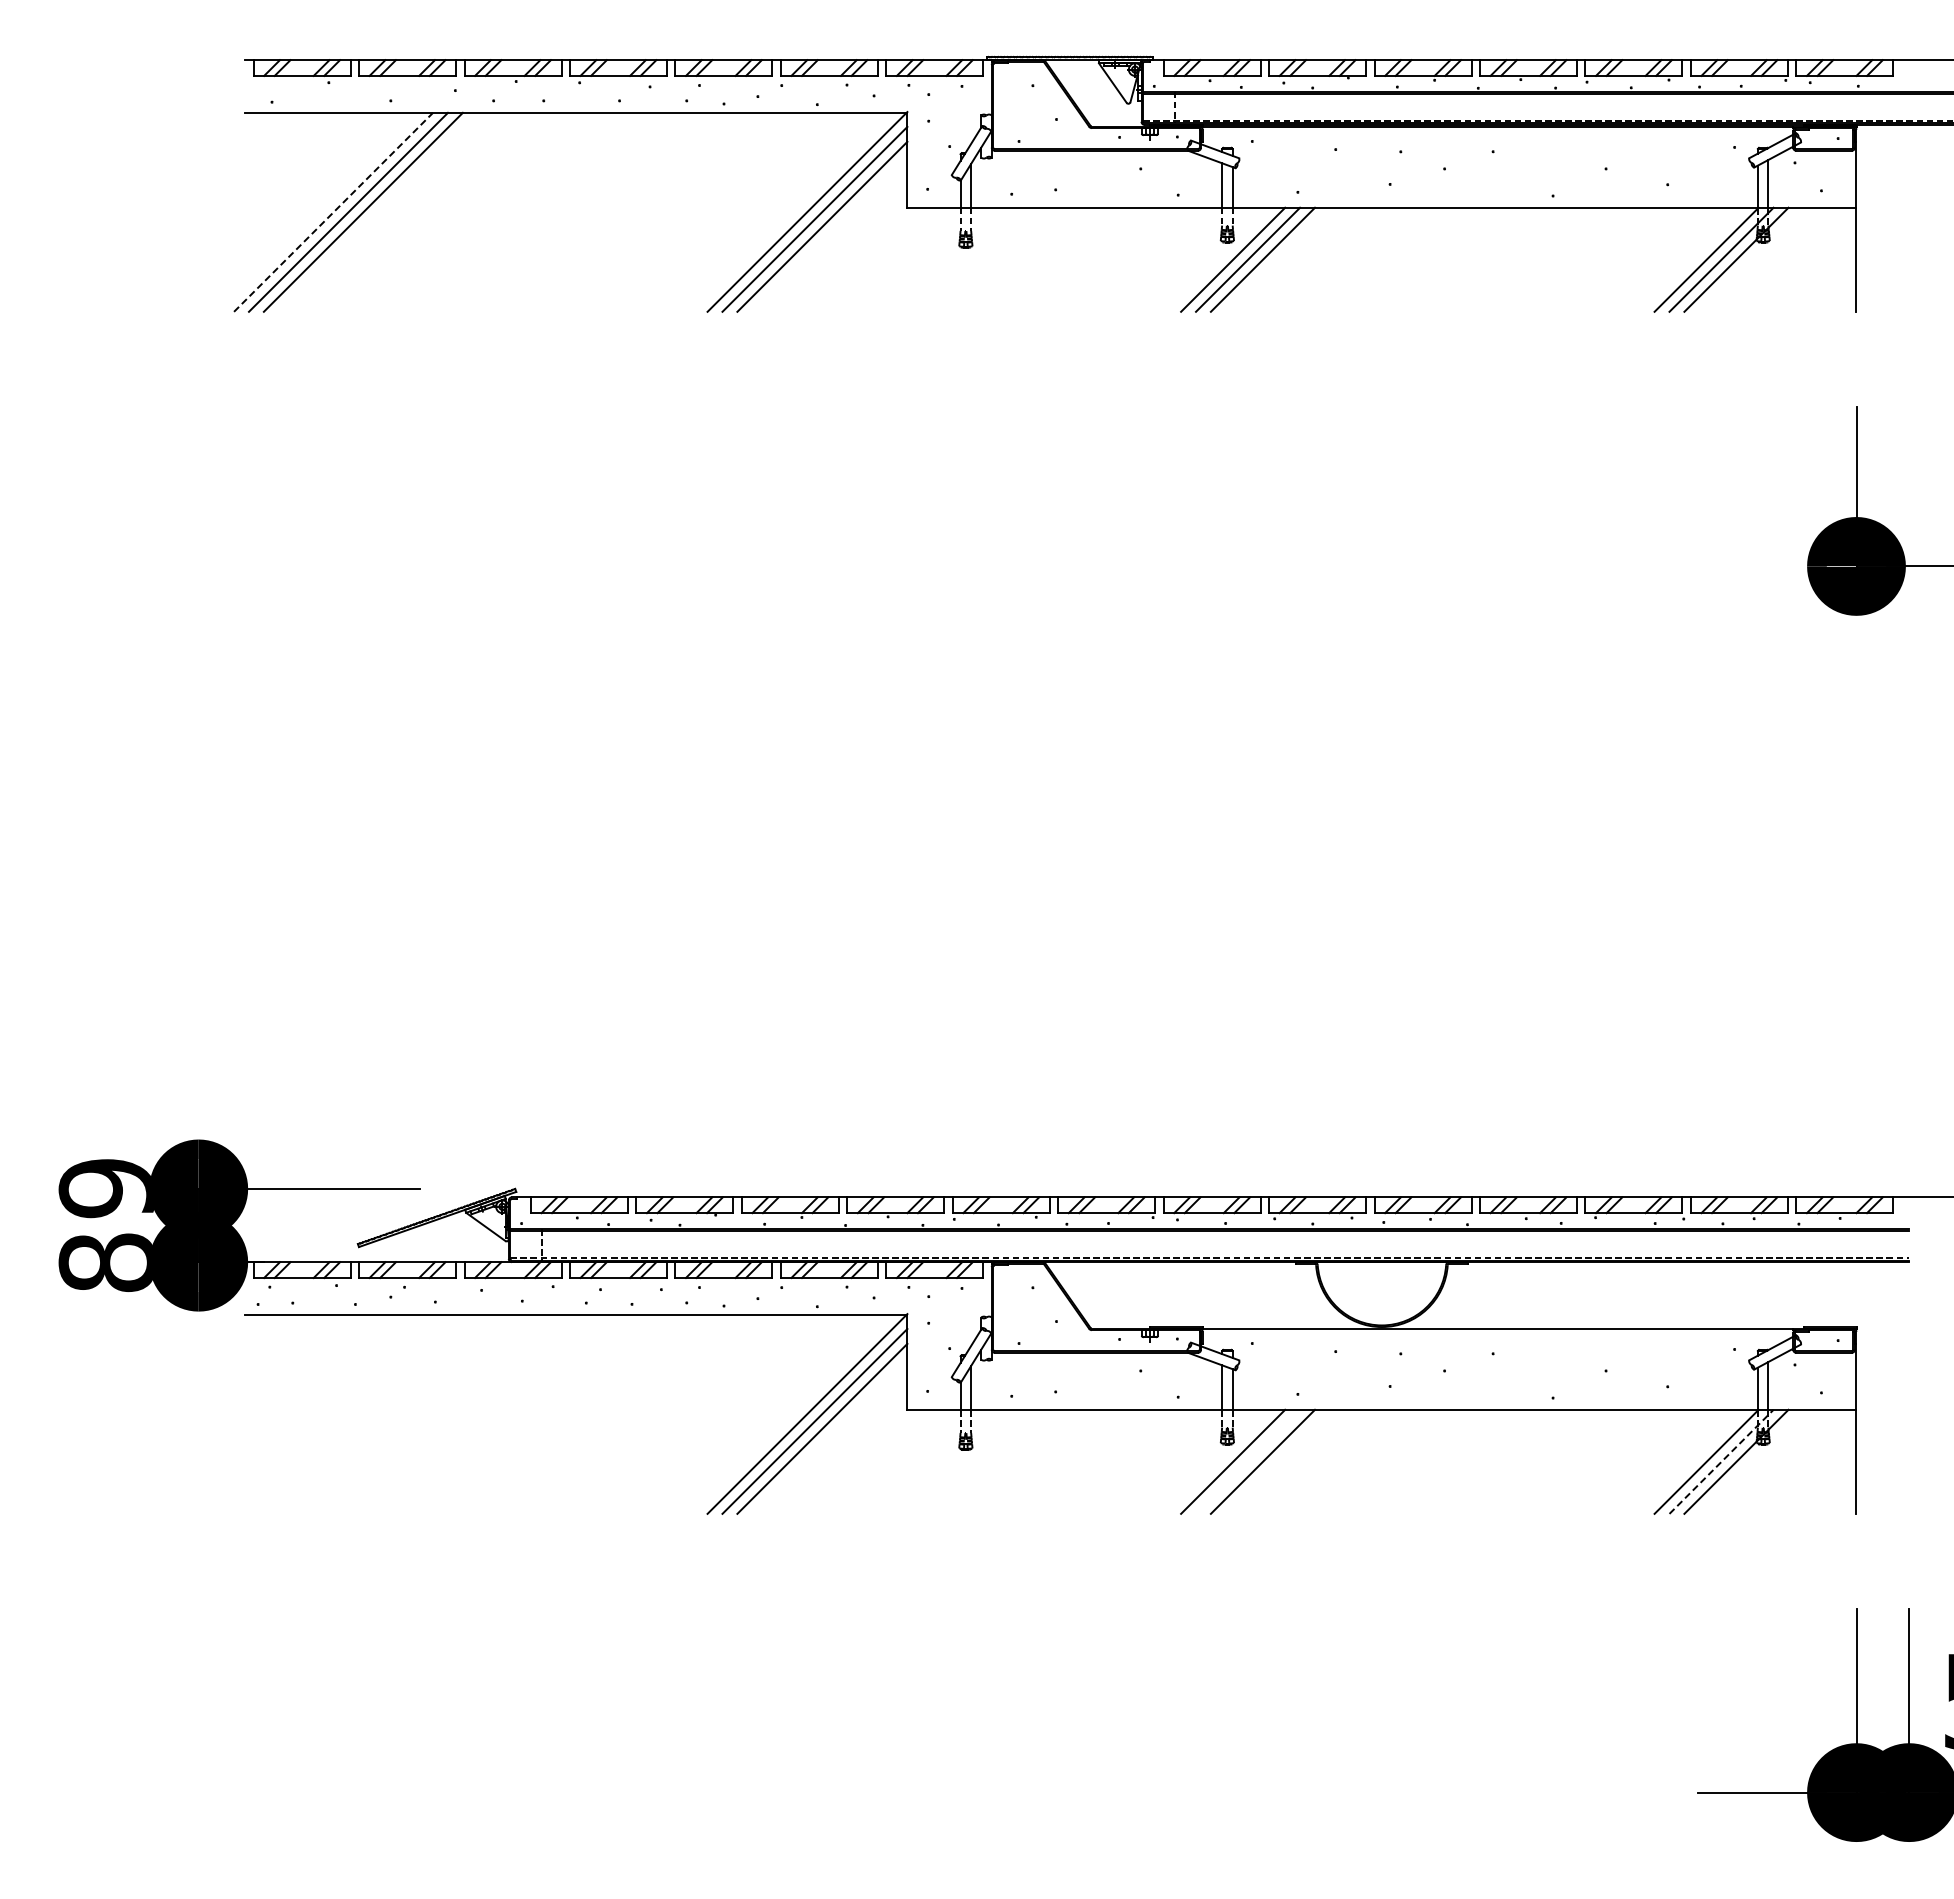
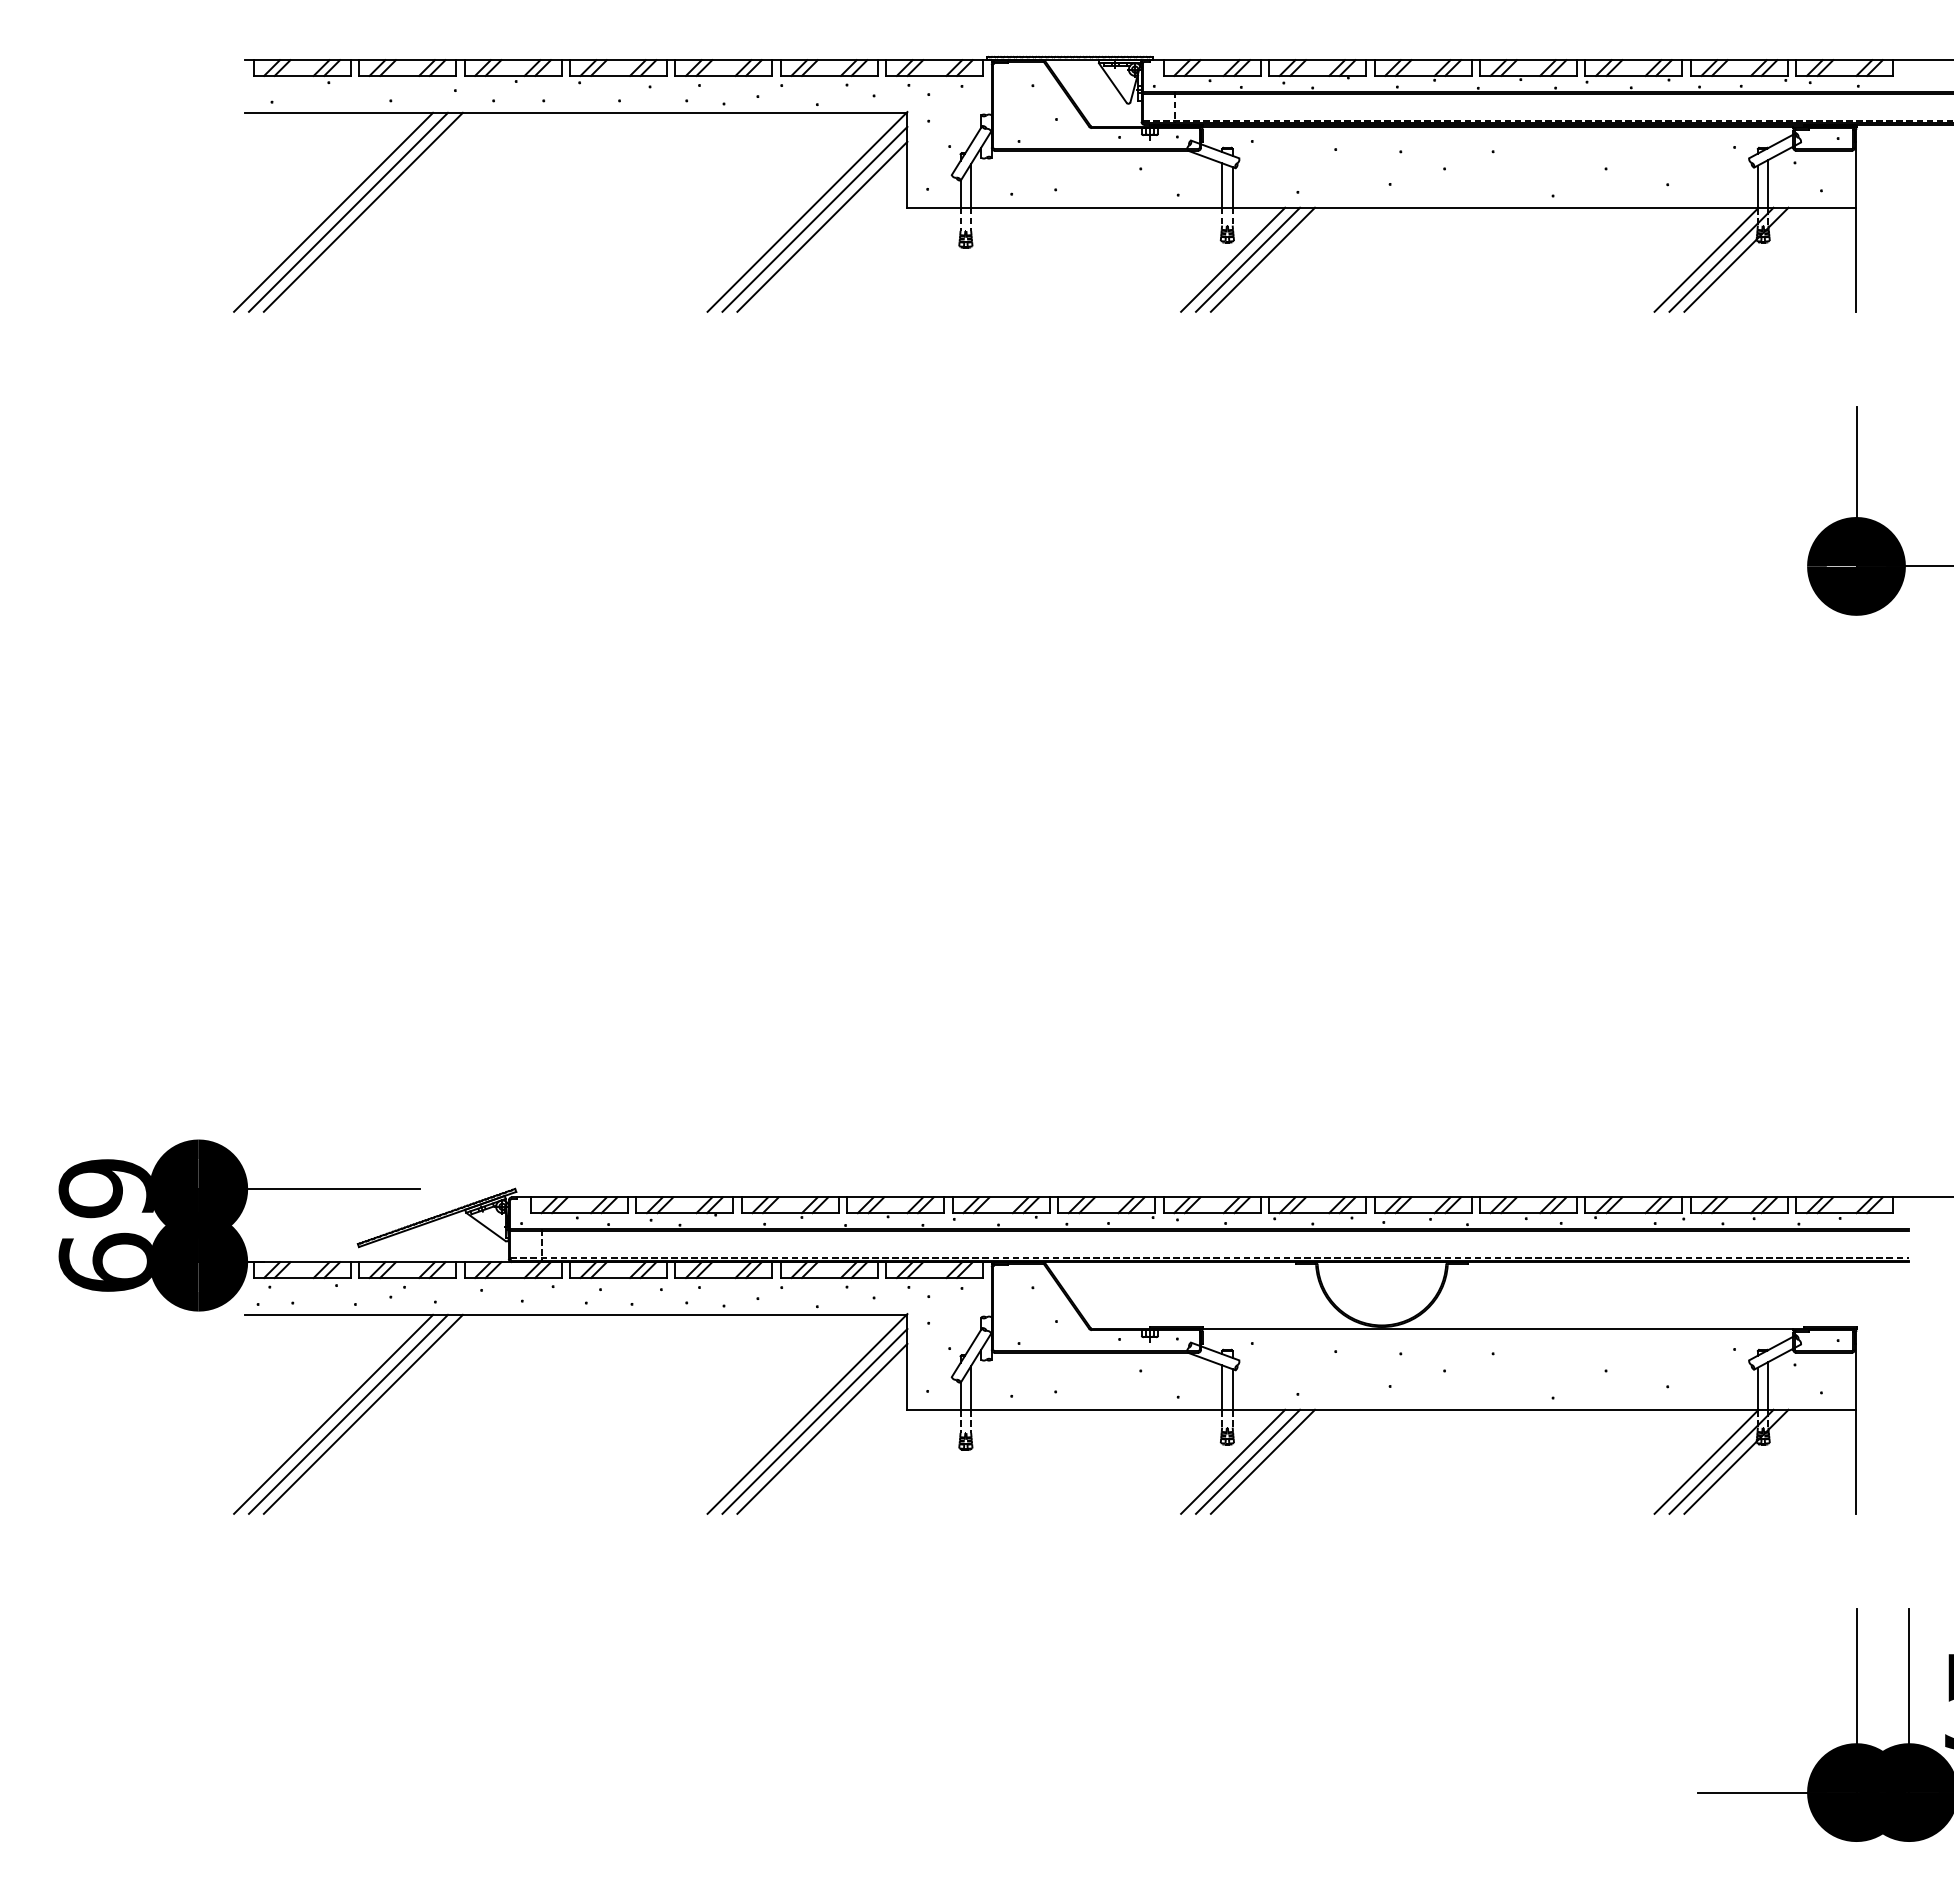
line: dashed -> solid (333, 212)
text: 89 -> 69 (105, 1262)
line: none -> present (333, 1413)
line: none -> present (347, 1413)
line: none -> present (362, 1413)
line: none -> present (1247, 1461)
line: dashed -> solid (1721, 1461)
